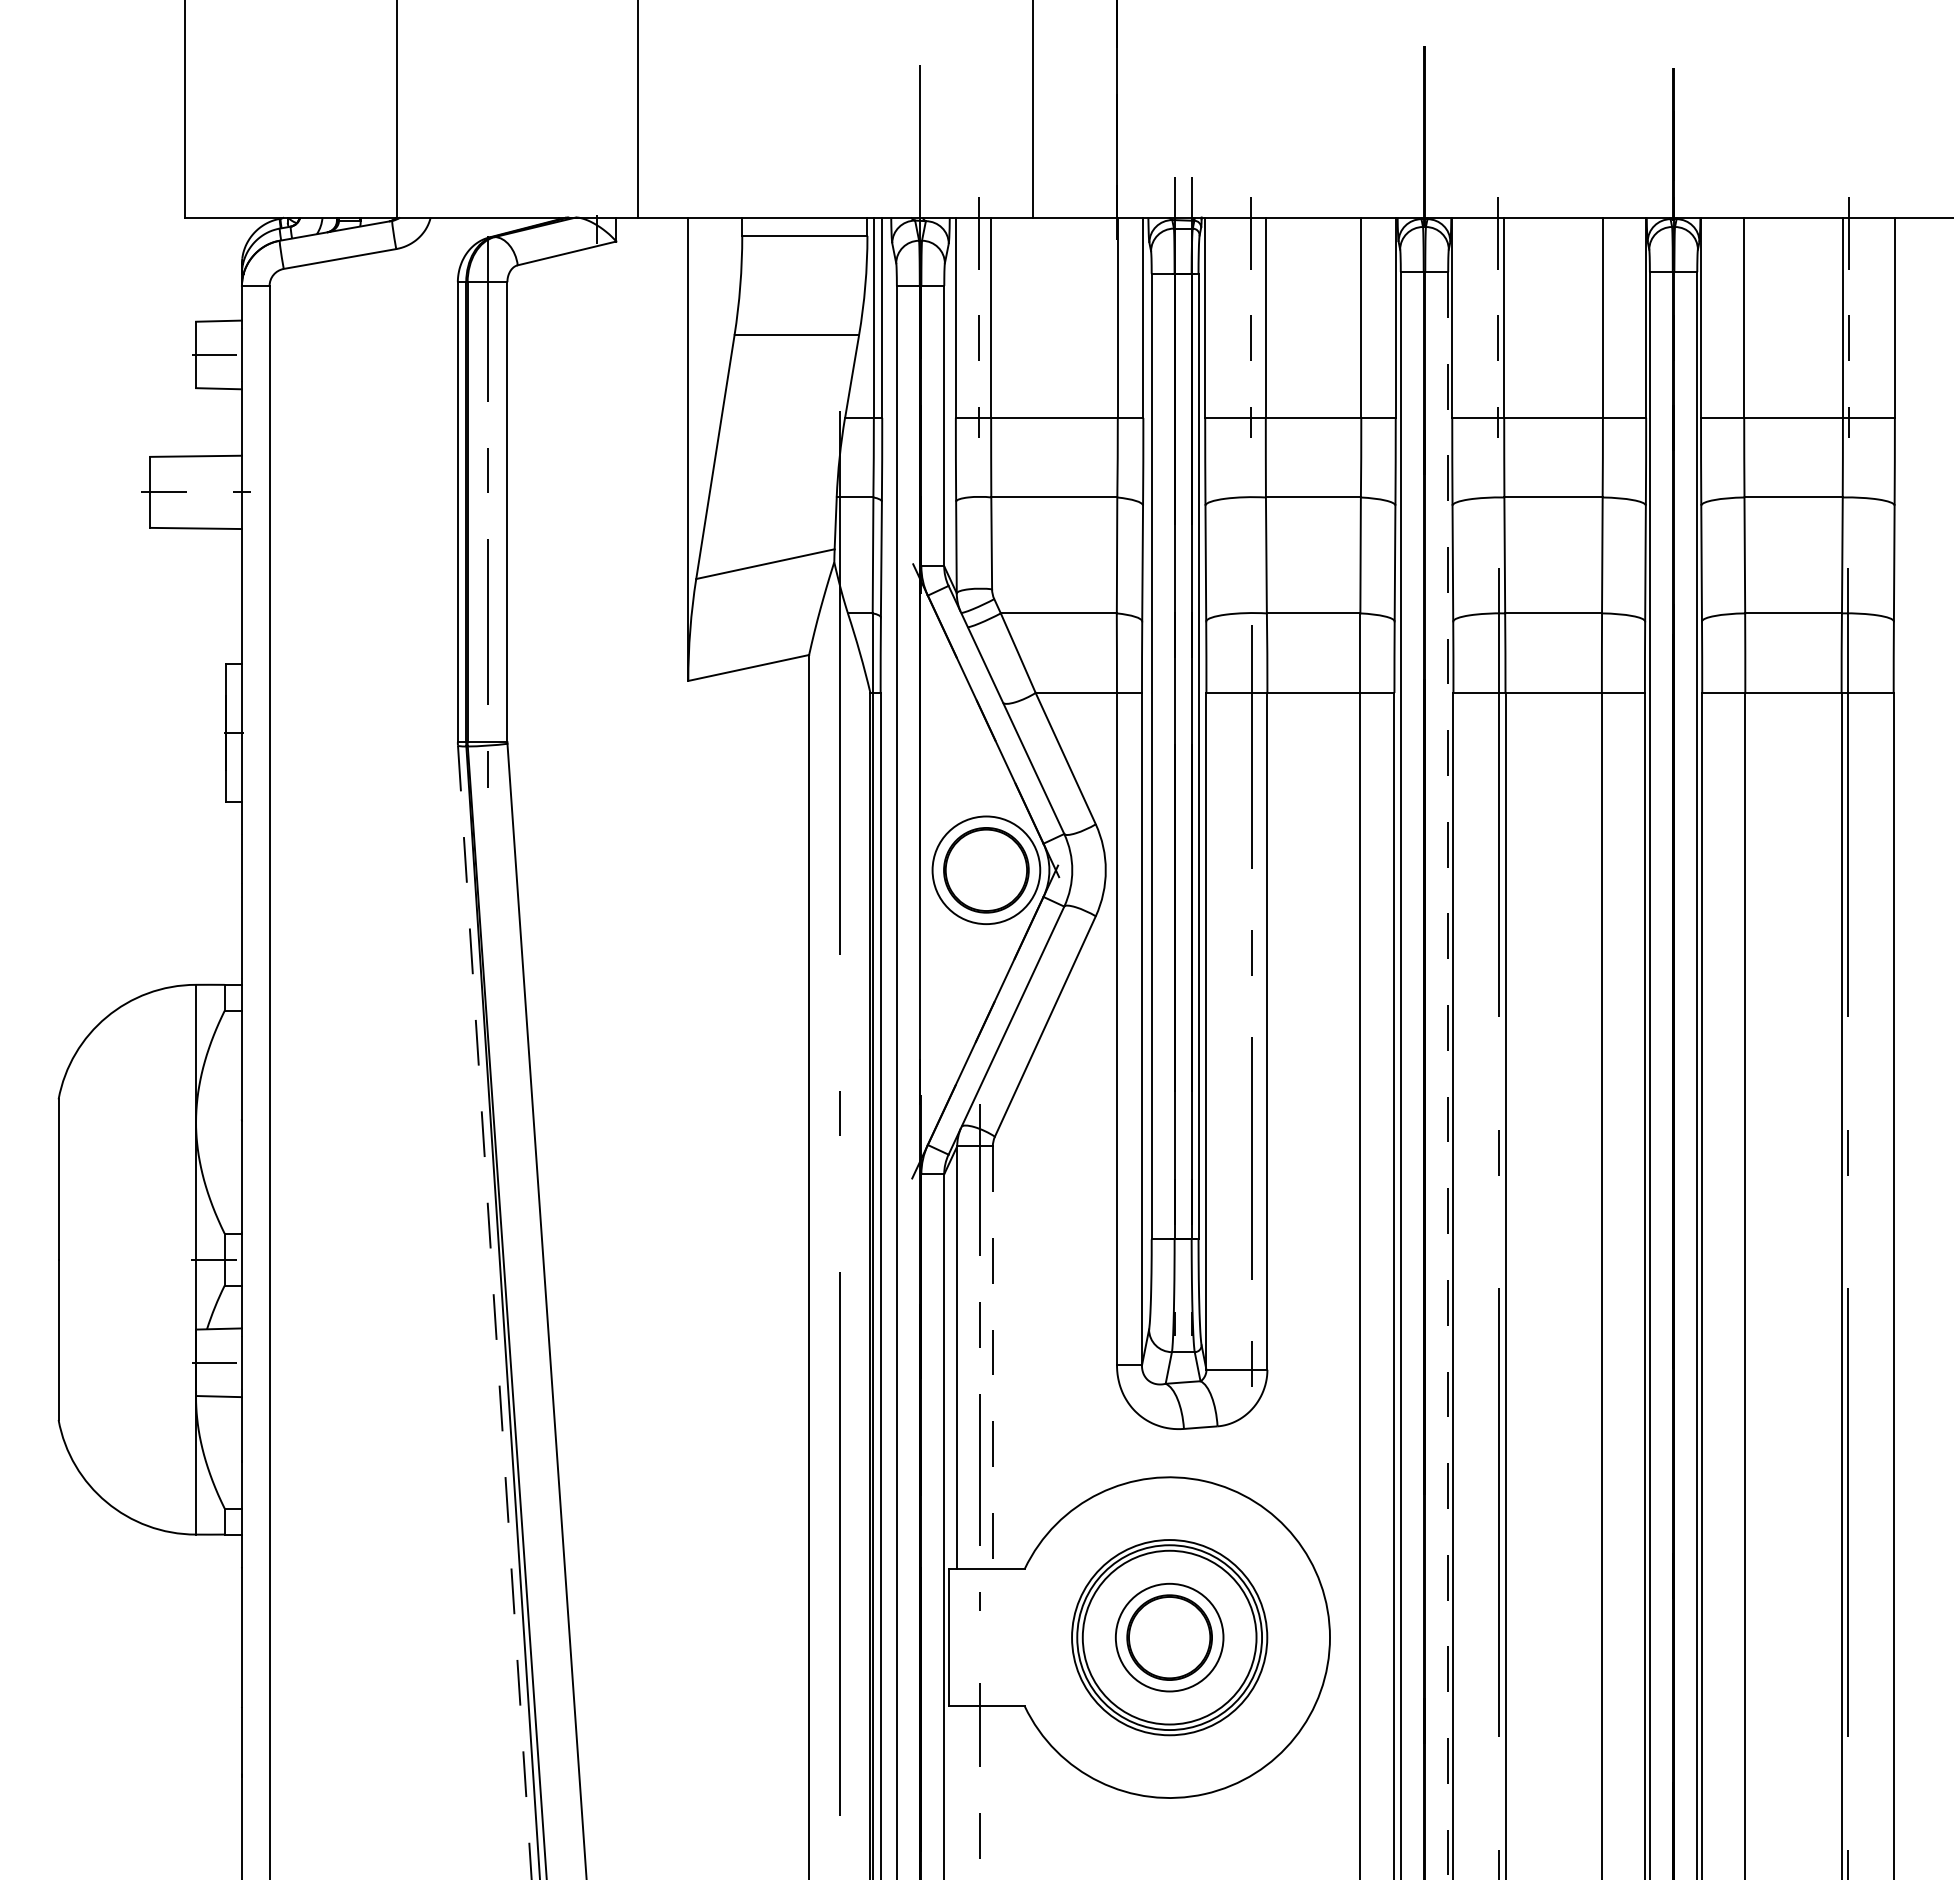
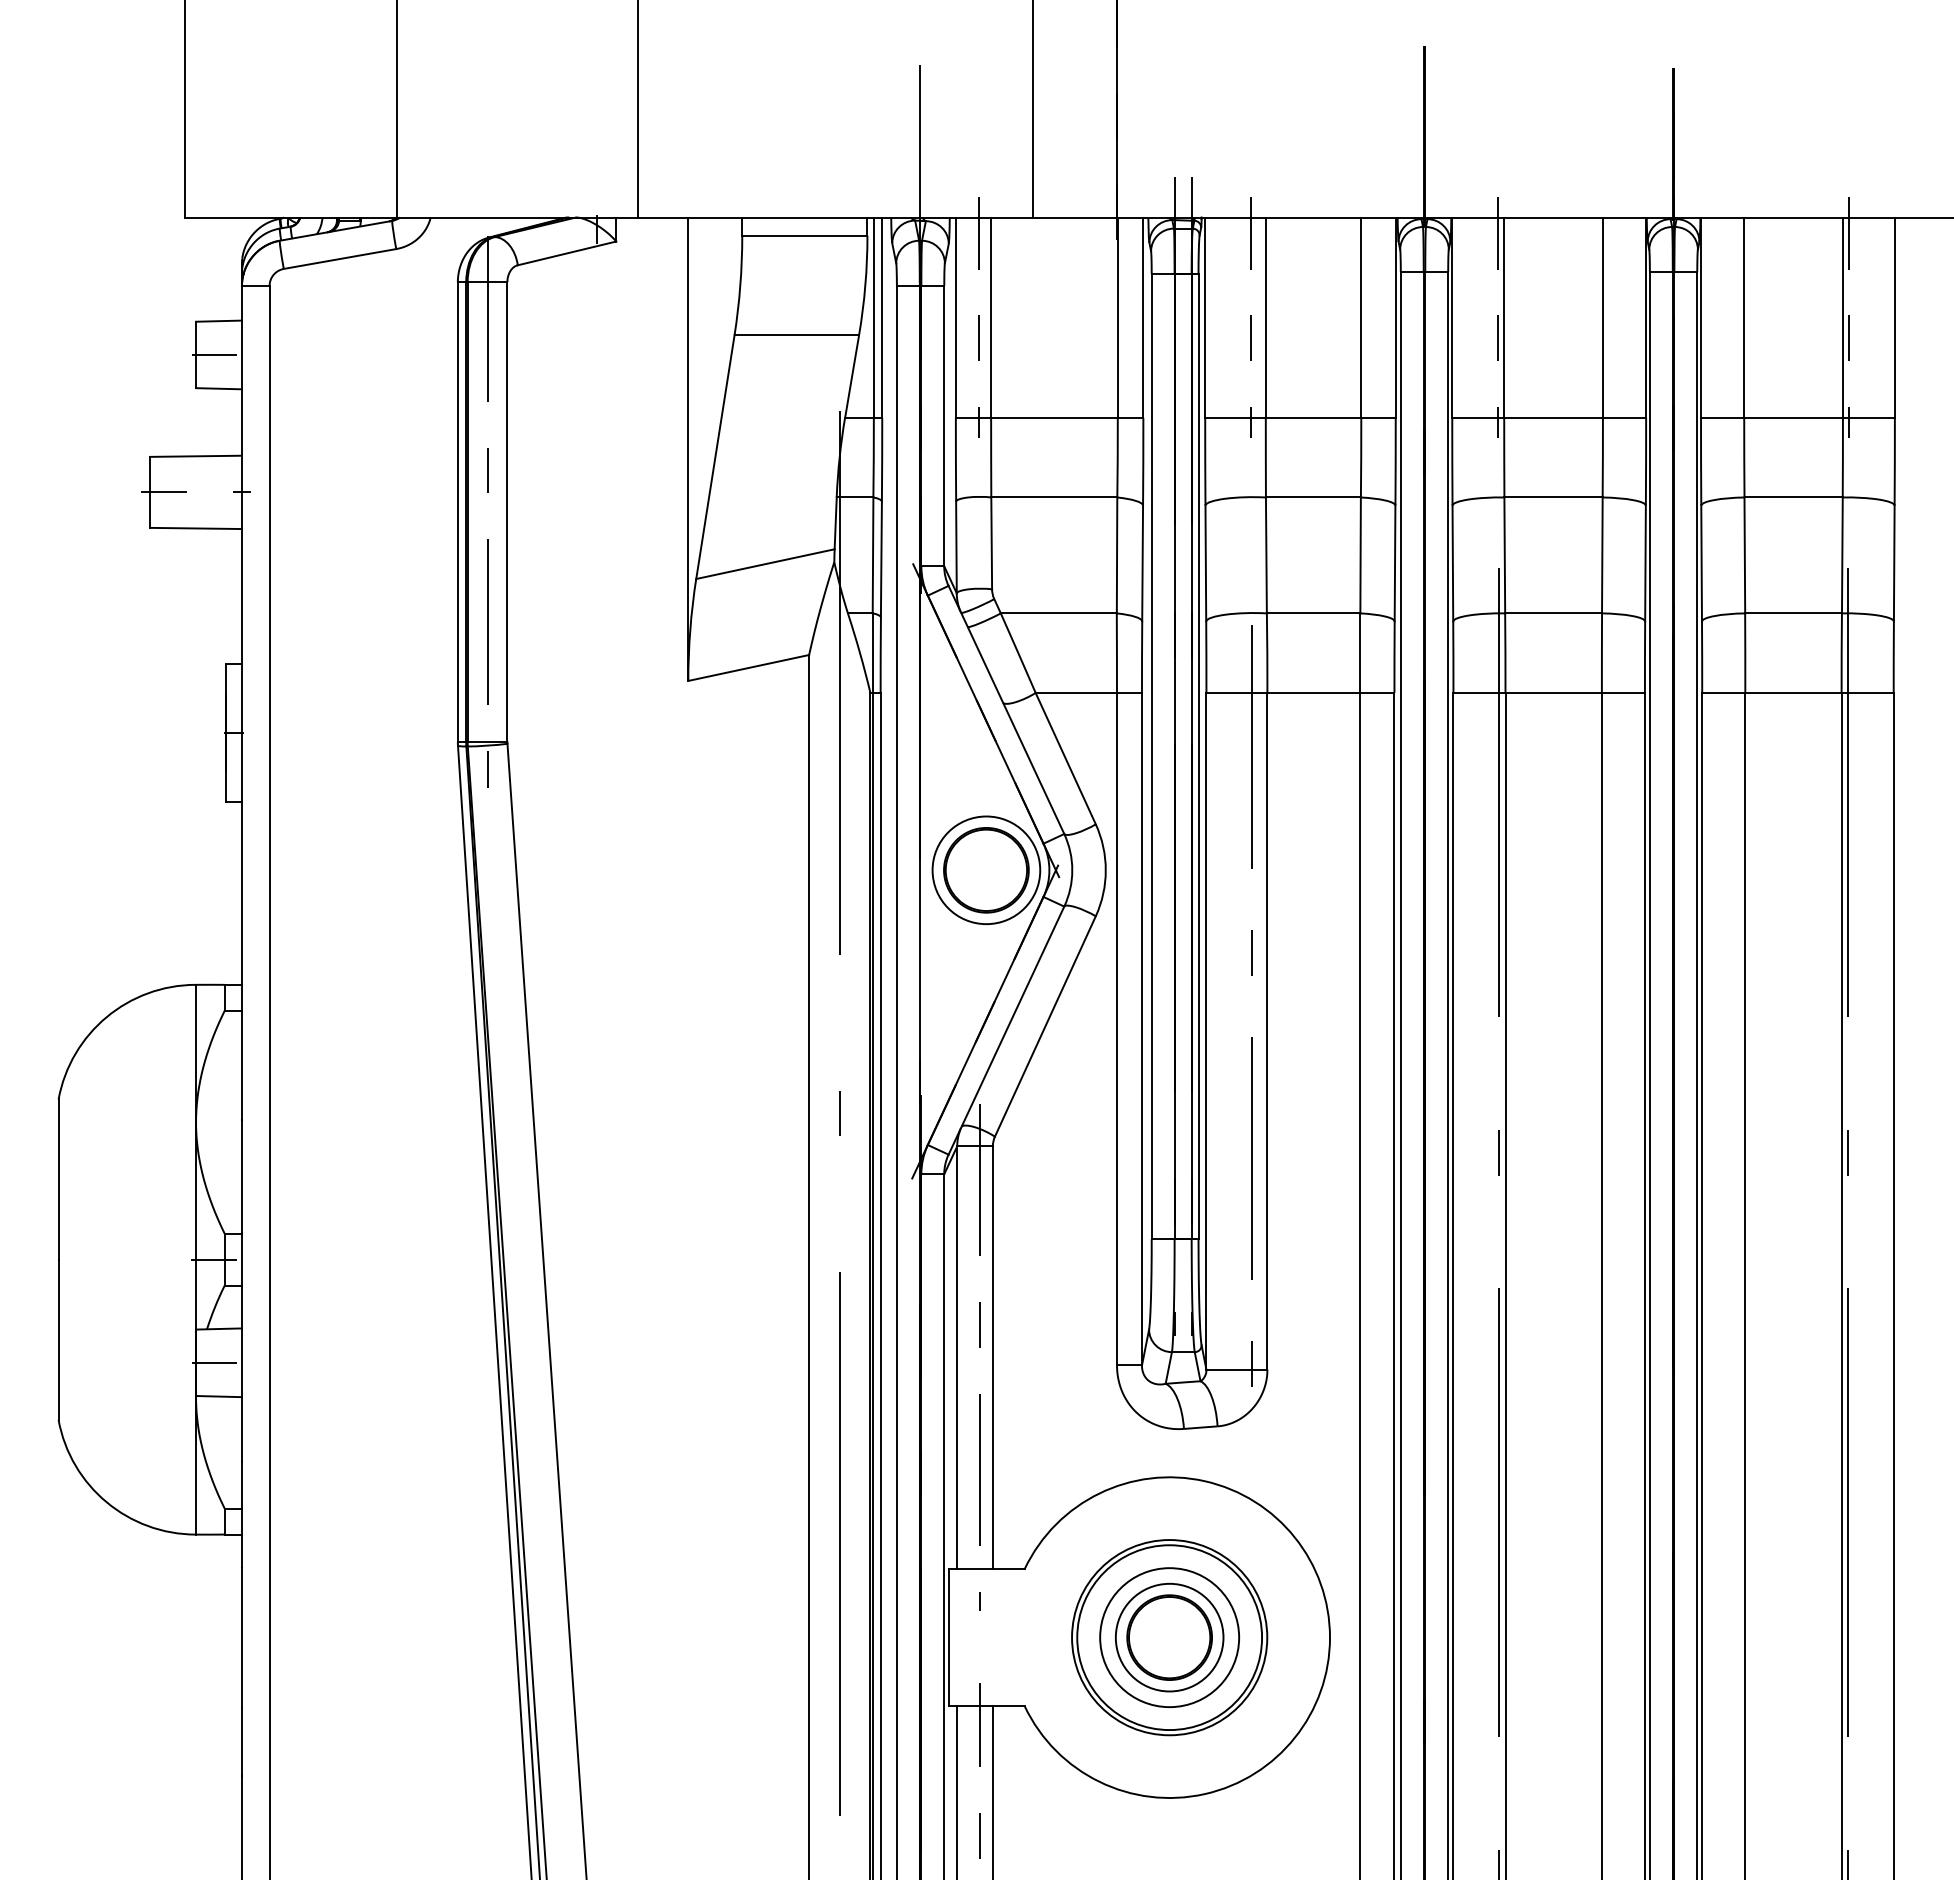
line: dashed -> solid (1448, 1075)
line: dashed -> solid (494, 1313)
line: dashed -> solid (992, 1358)
circle diameter: 174 px -> 139 px (1169, 1637)
line: none -> present (957, 1791)
line: none -> present (992, 1791)
